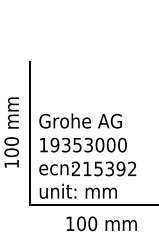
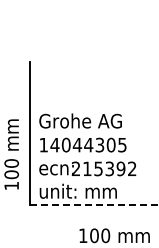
text position: (11, 132) -> (11, 154) (11, 154)
text: 19353000 -> 14044305 (88, 144)
line: solid -> dashed (94, 204)
text position: (101, 223) -> (114, 235) (114, 235)
